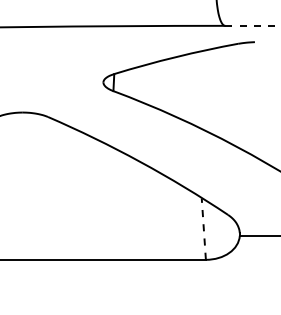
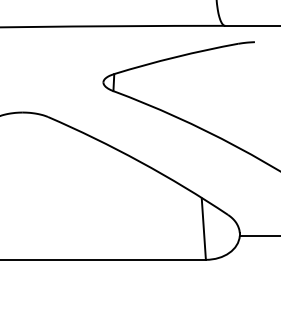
line: dashed -> solid (253, 25)
line: dashed -> solid (203, 229)
